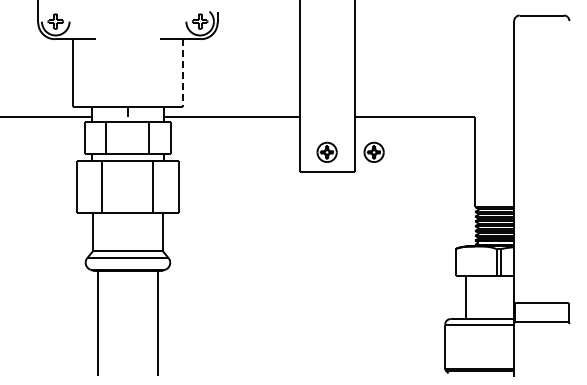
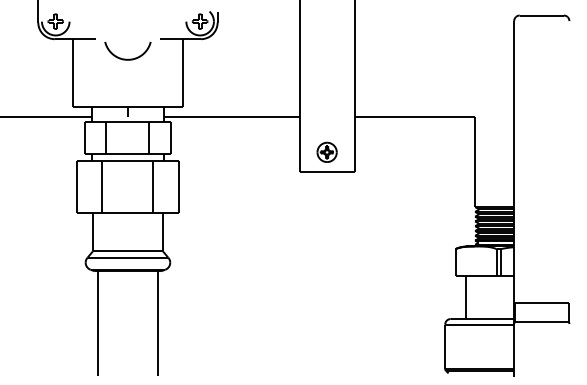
curve: none -> present (126, 58)
line: dashed -> solid (183, 72)
part: present -> none (373, 151)
